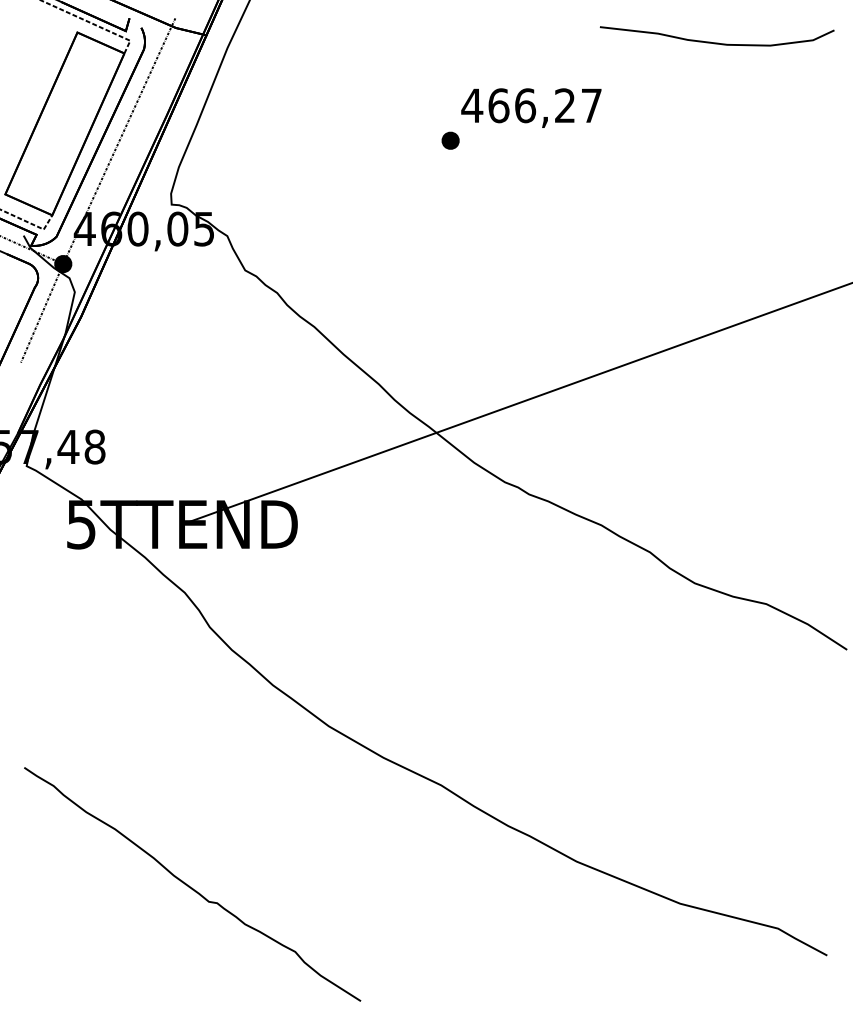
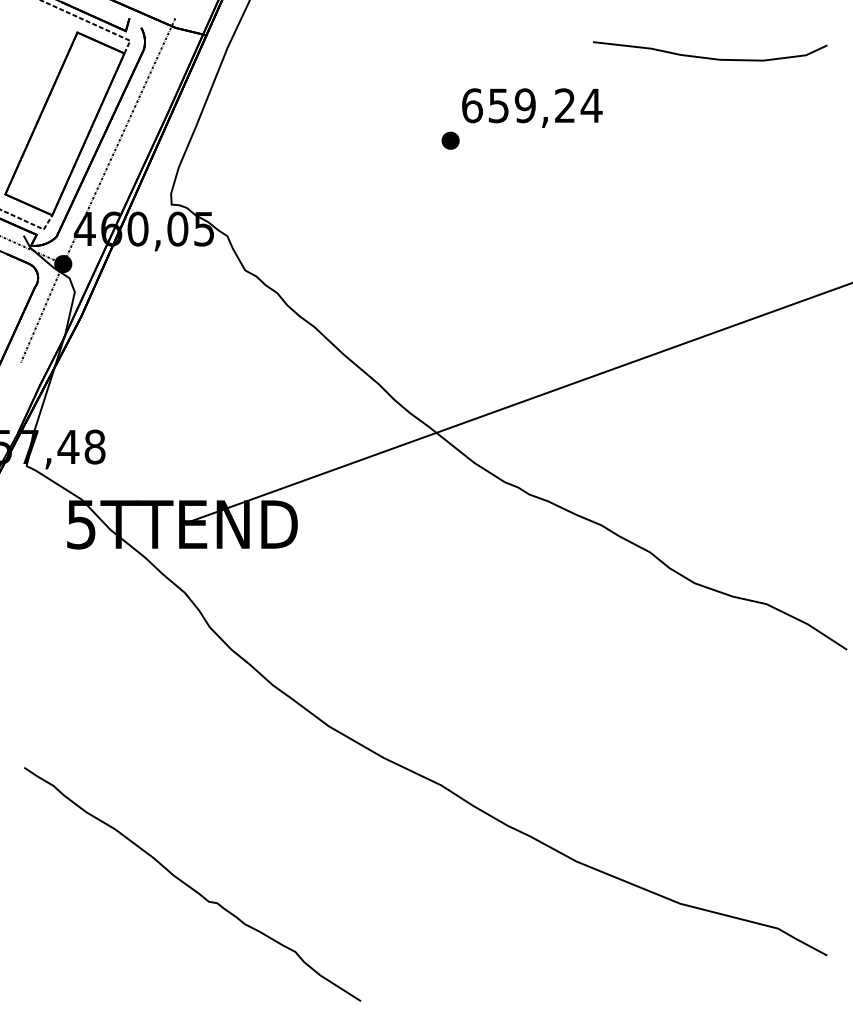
curve position: (716, 42) -> (709, 57) (709, 57)
text: 466,27 -> 659,24 (531, 105)
